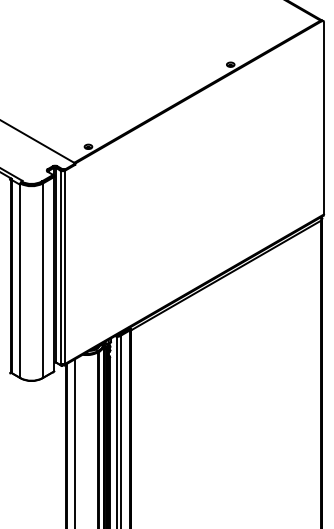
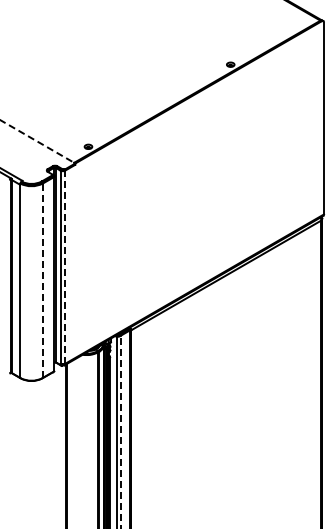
line: solid -> dashed (38, 142)
line: solid -> dashed (65, 267)
line: solid -> dashed (42, 281)
line: solid -> dashed (121, 431)
line: present -> none (75, 442)
